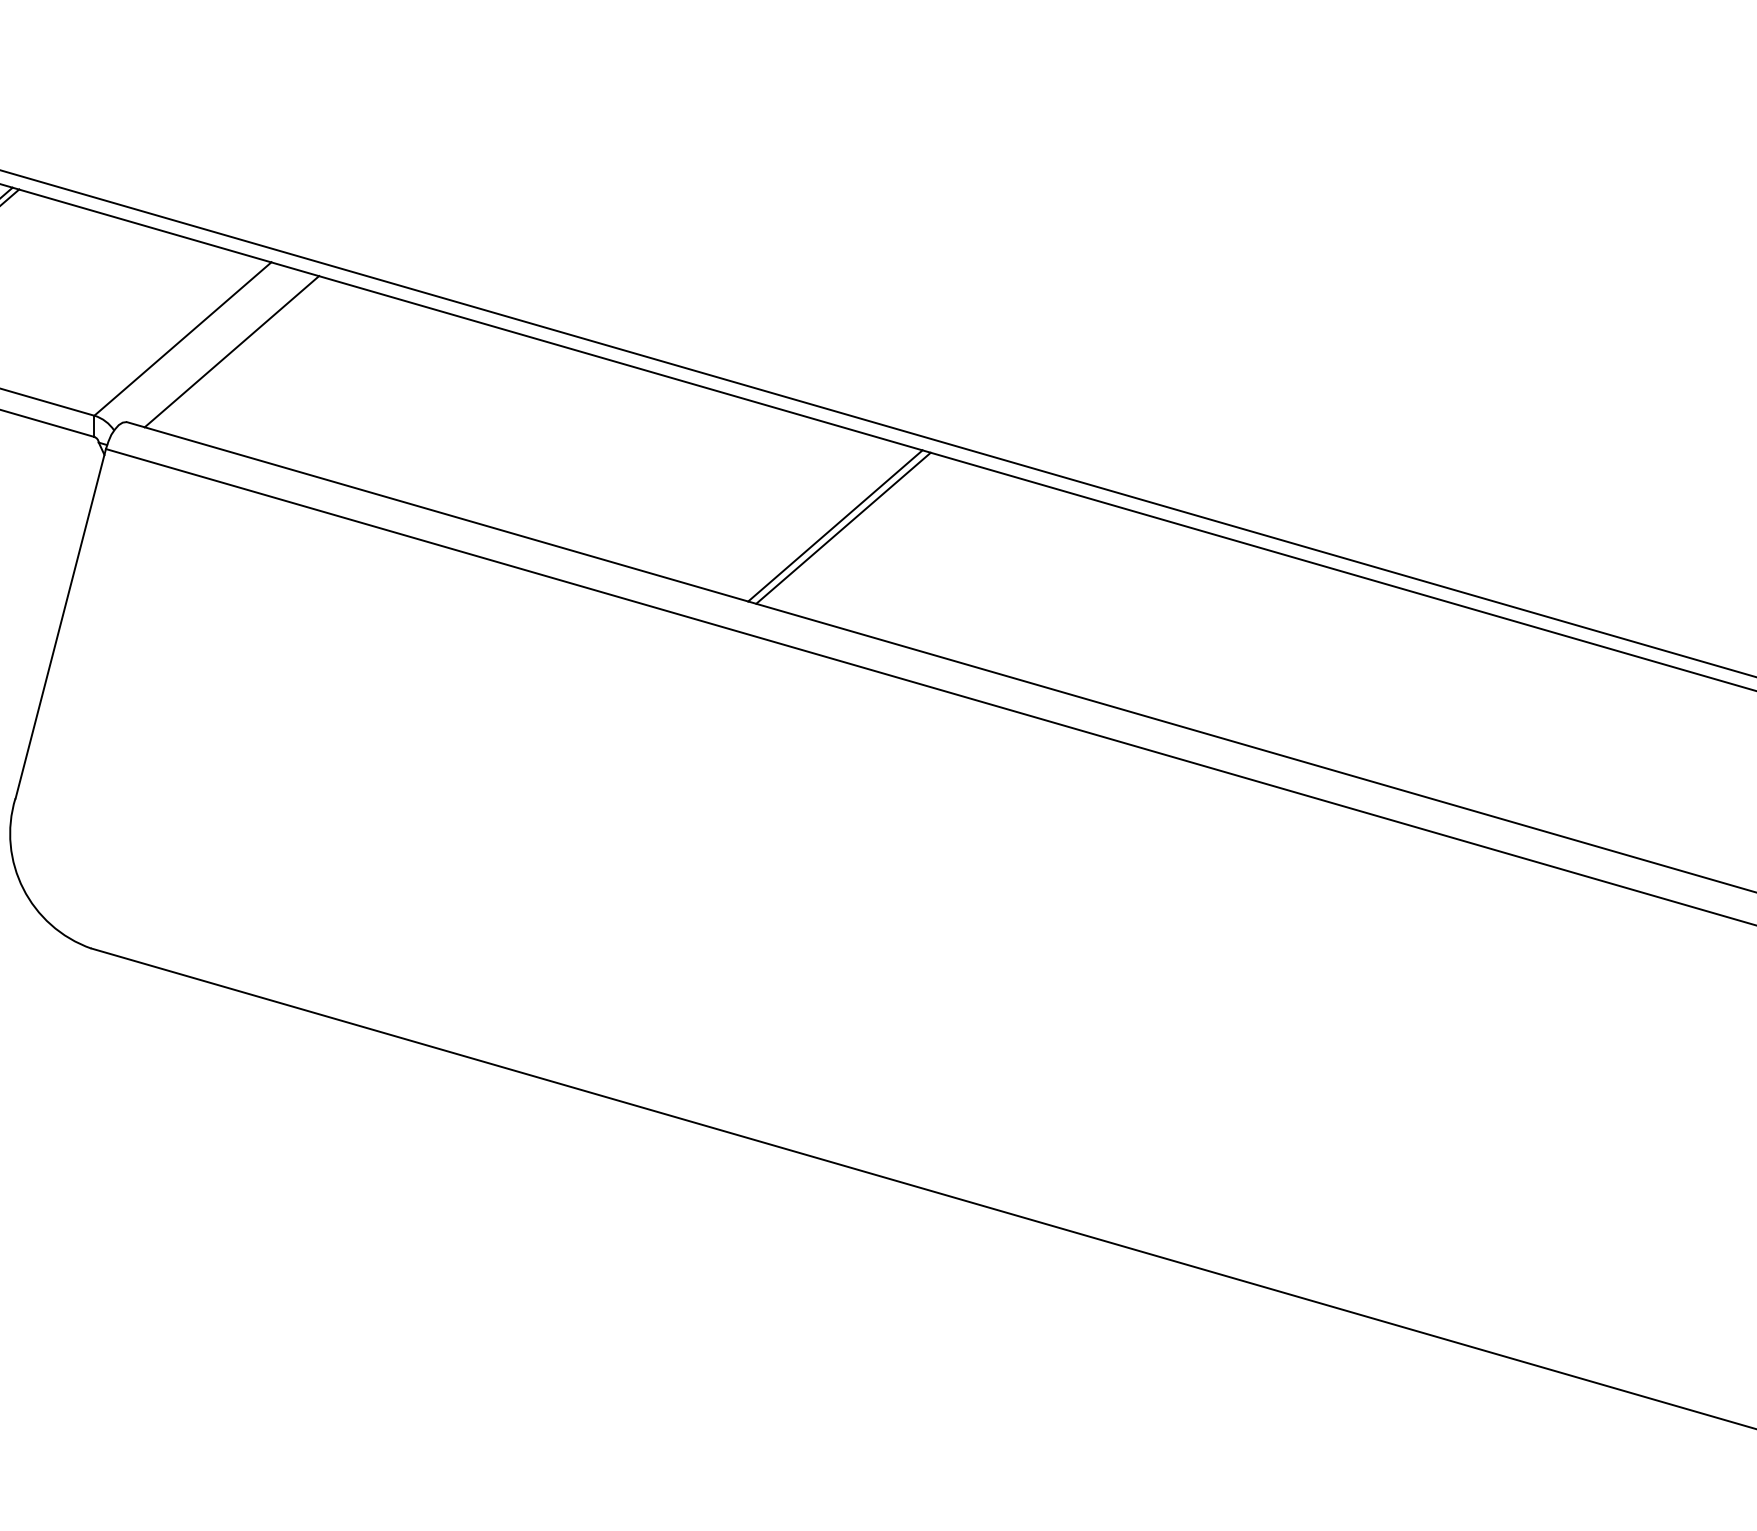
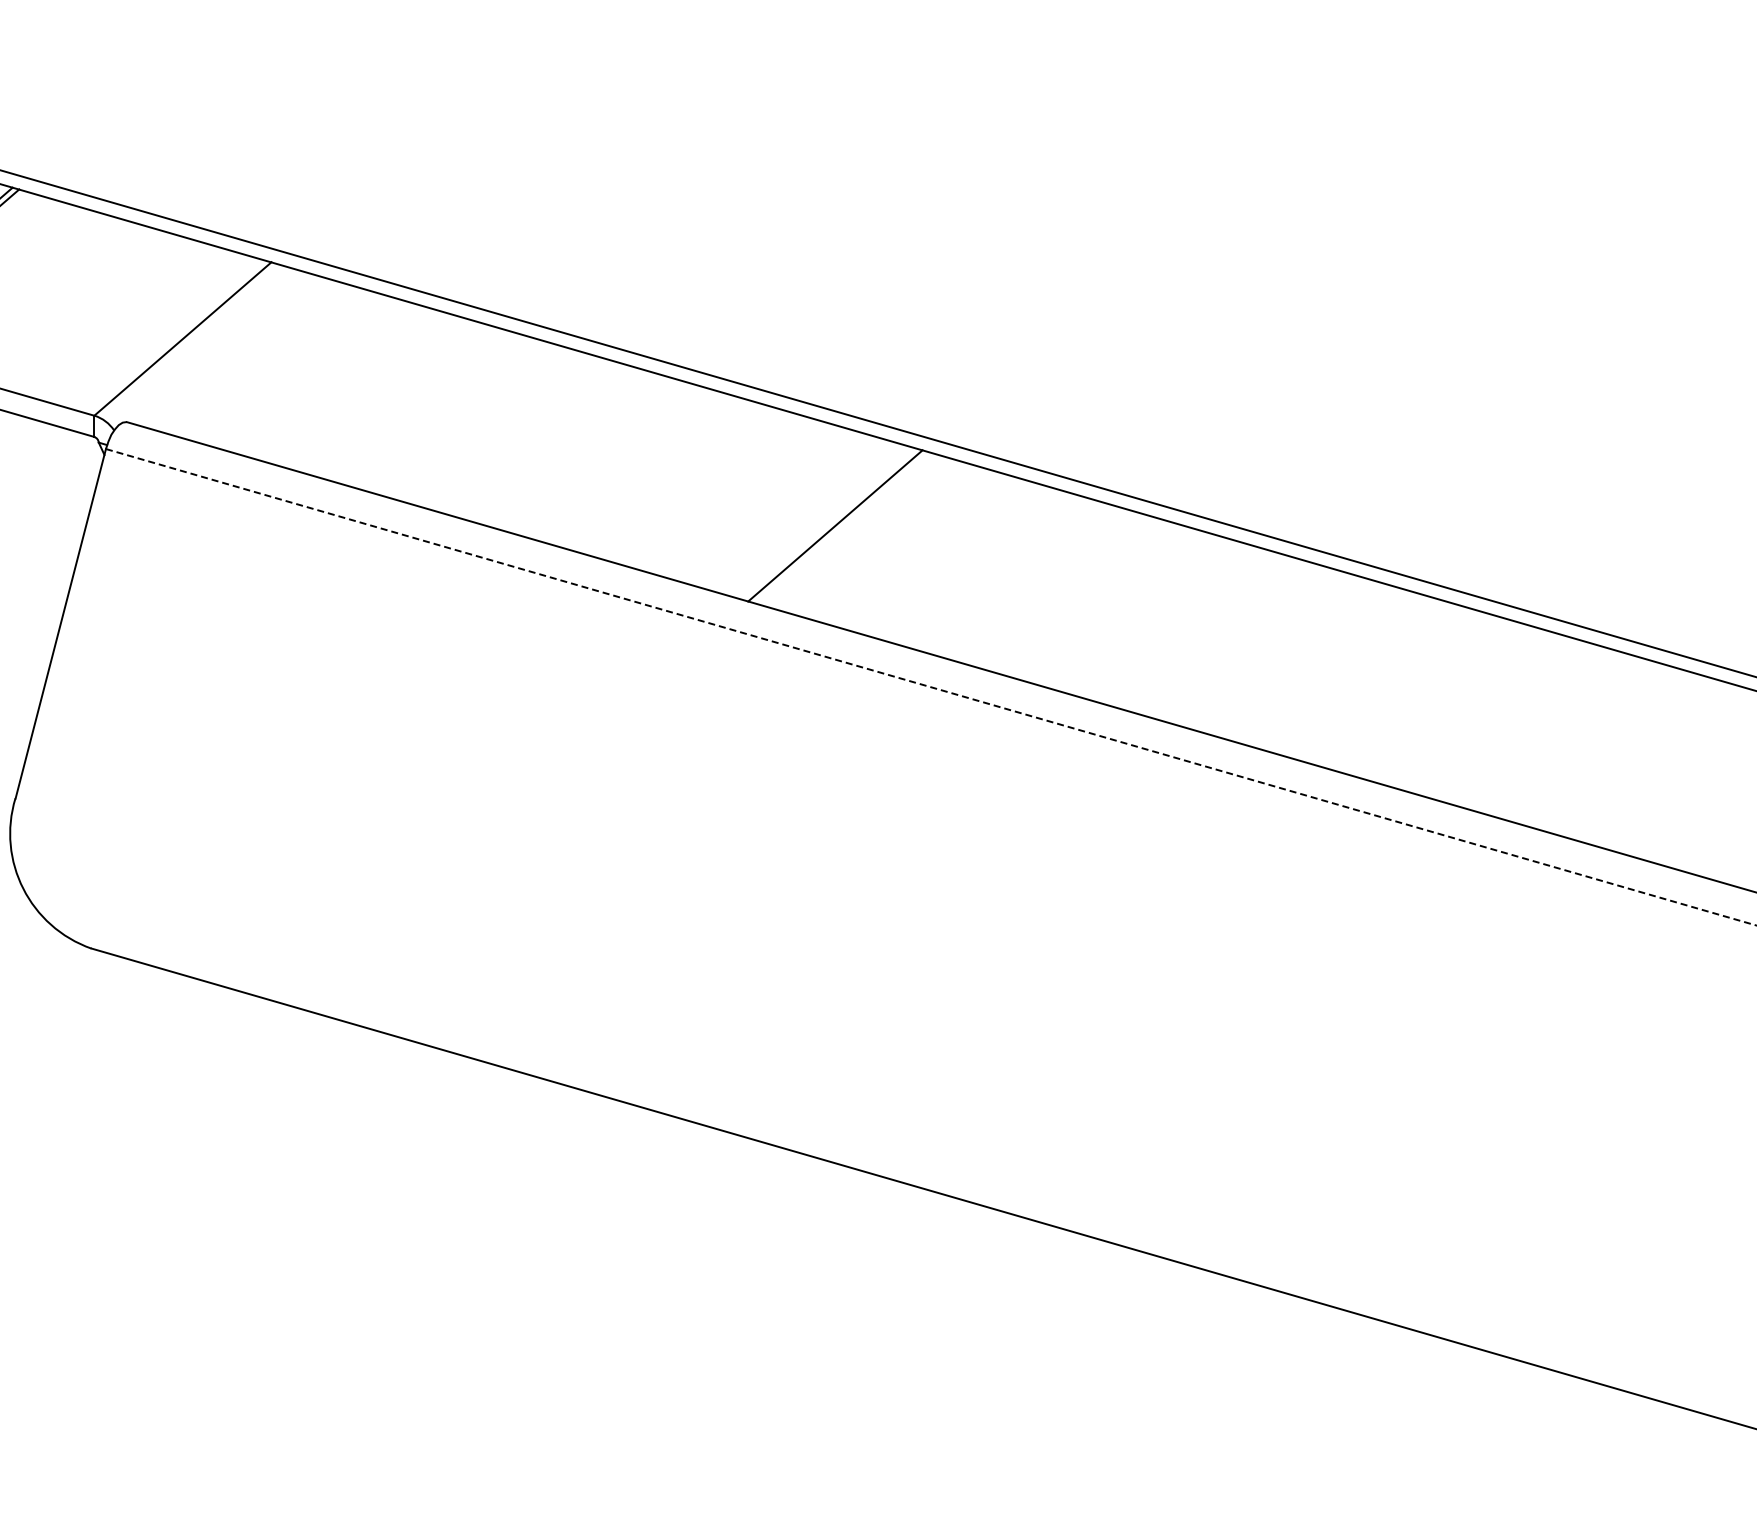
line: present -> none (231, 351)
line: present -> none (843, 527)
line: solid -> dashed (931, 687)
